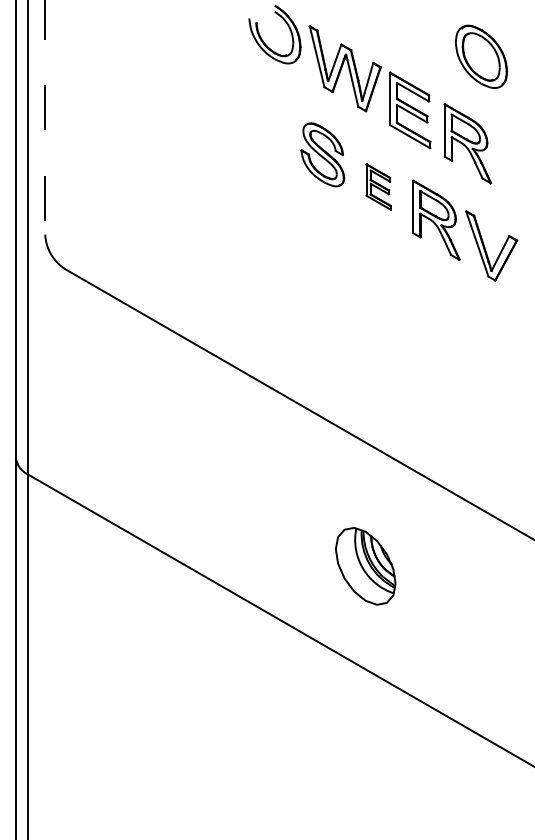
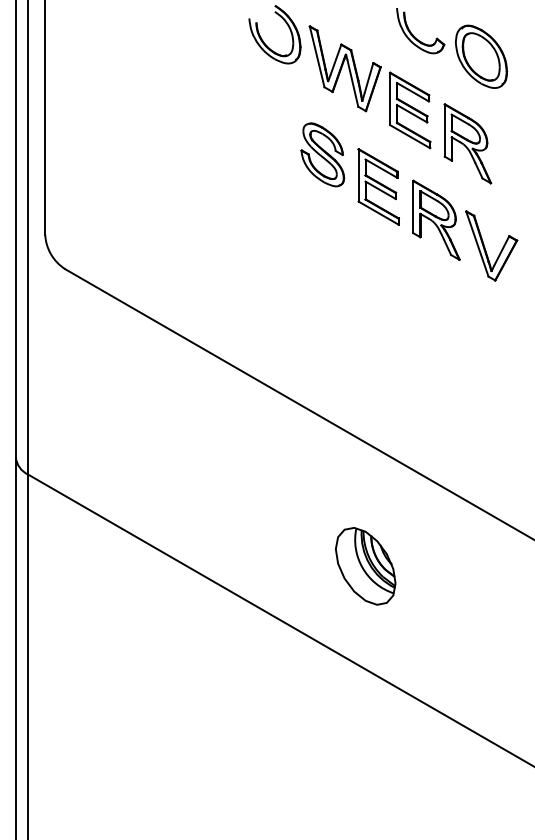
part: none -> present (414, 35)
line: dashed -> solid (45, 117)
part size: 27x48 px -> 43x78 px (378, 186)
